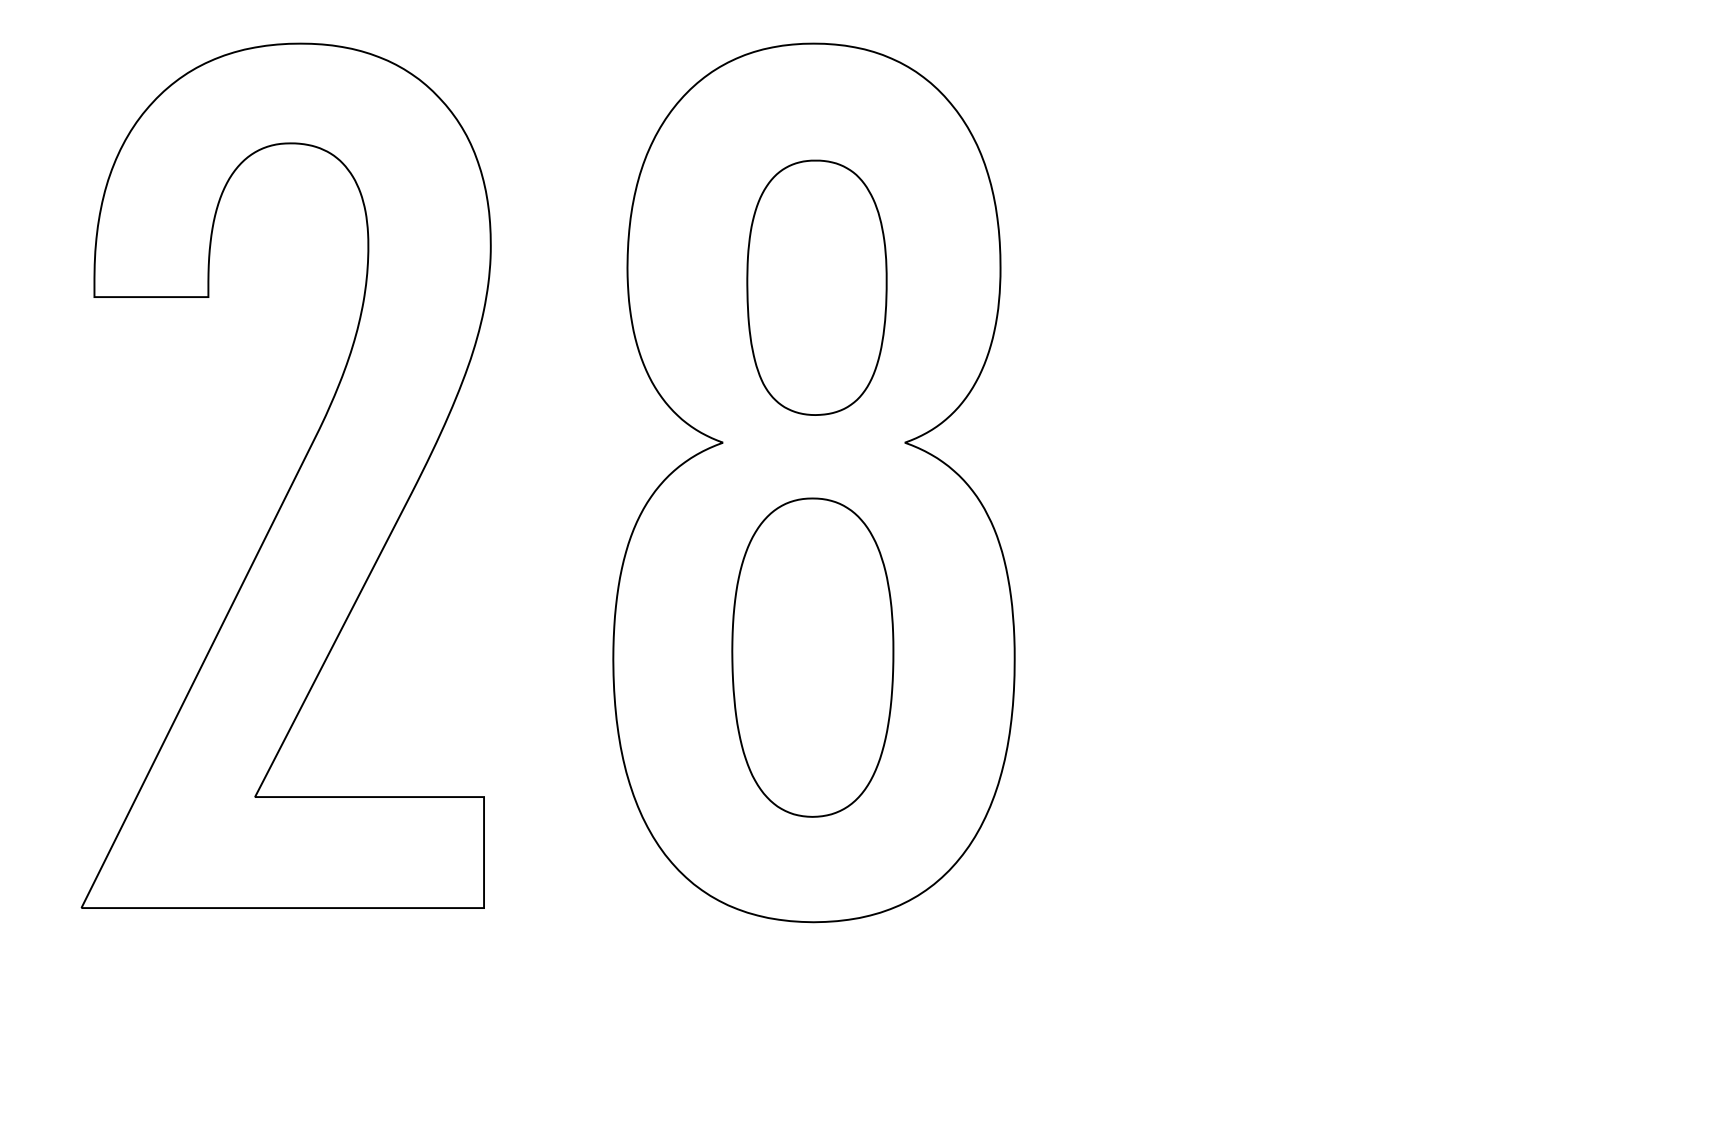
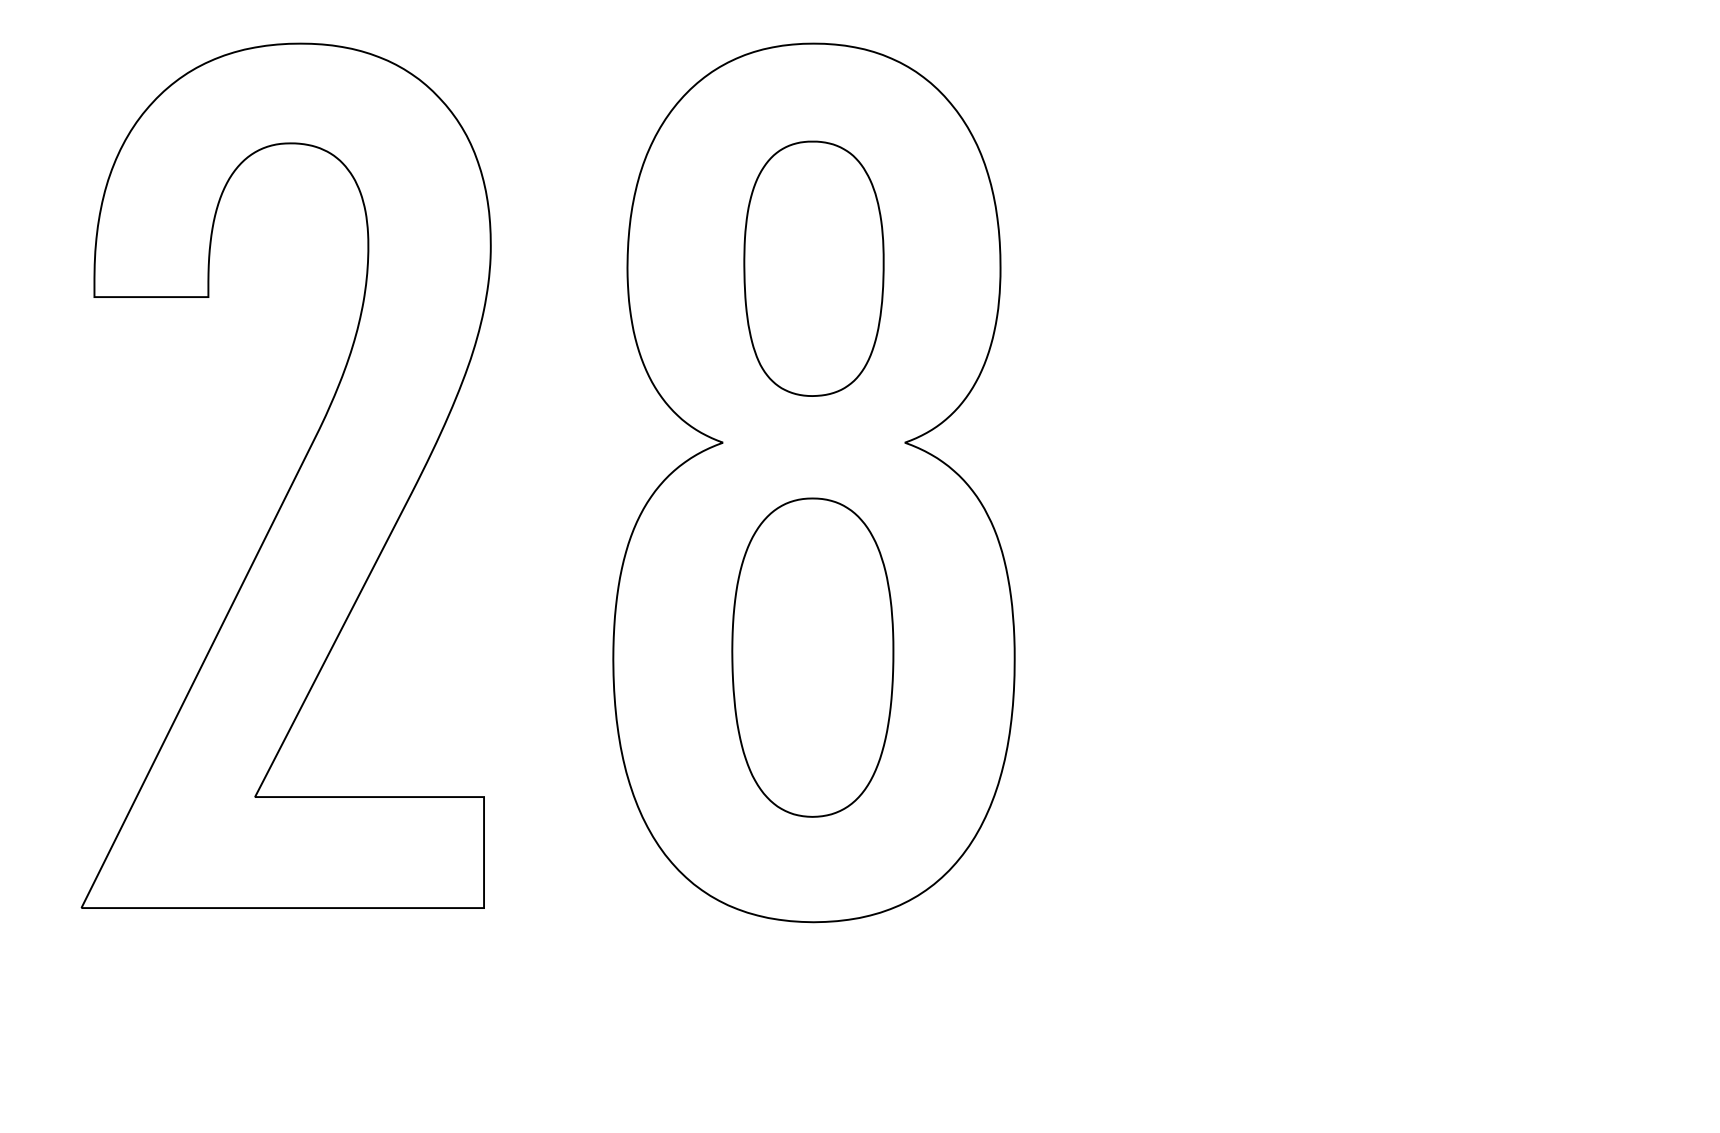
part position: (816, 287) -> (813, 268) (813, 268)
